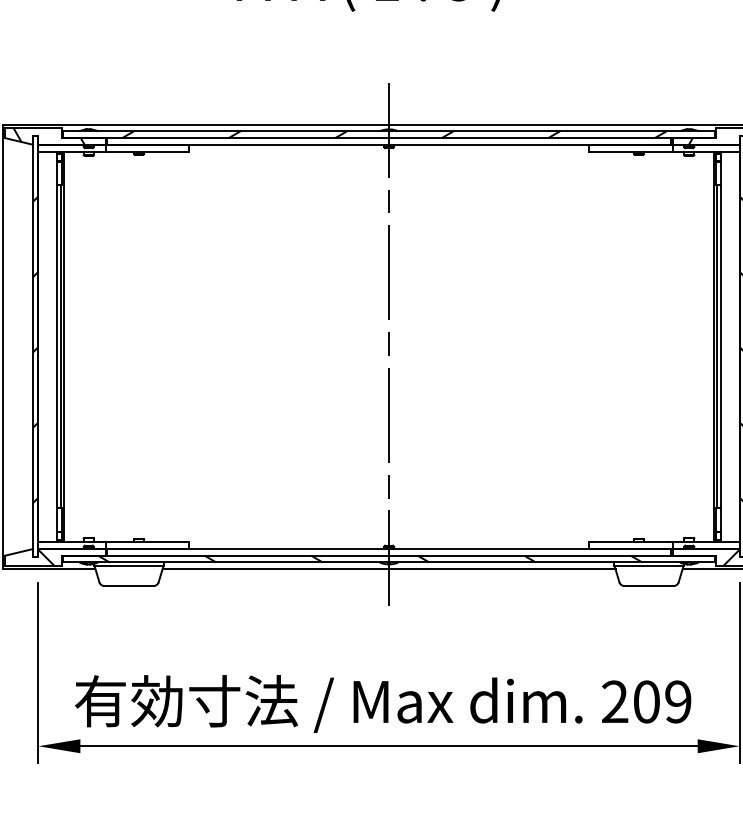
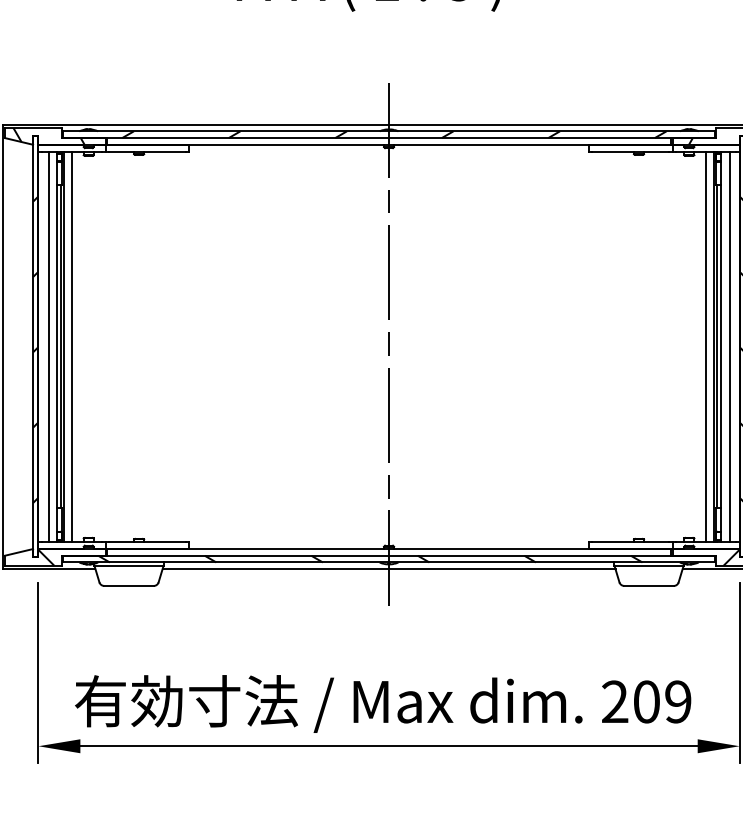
line: none -> present (48, 346)
line: none -> present (72, 346)
line: none -> present (706, 346)
line: none -> present (729, 346)
